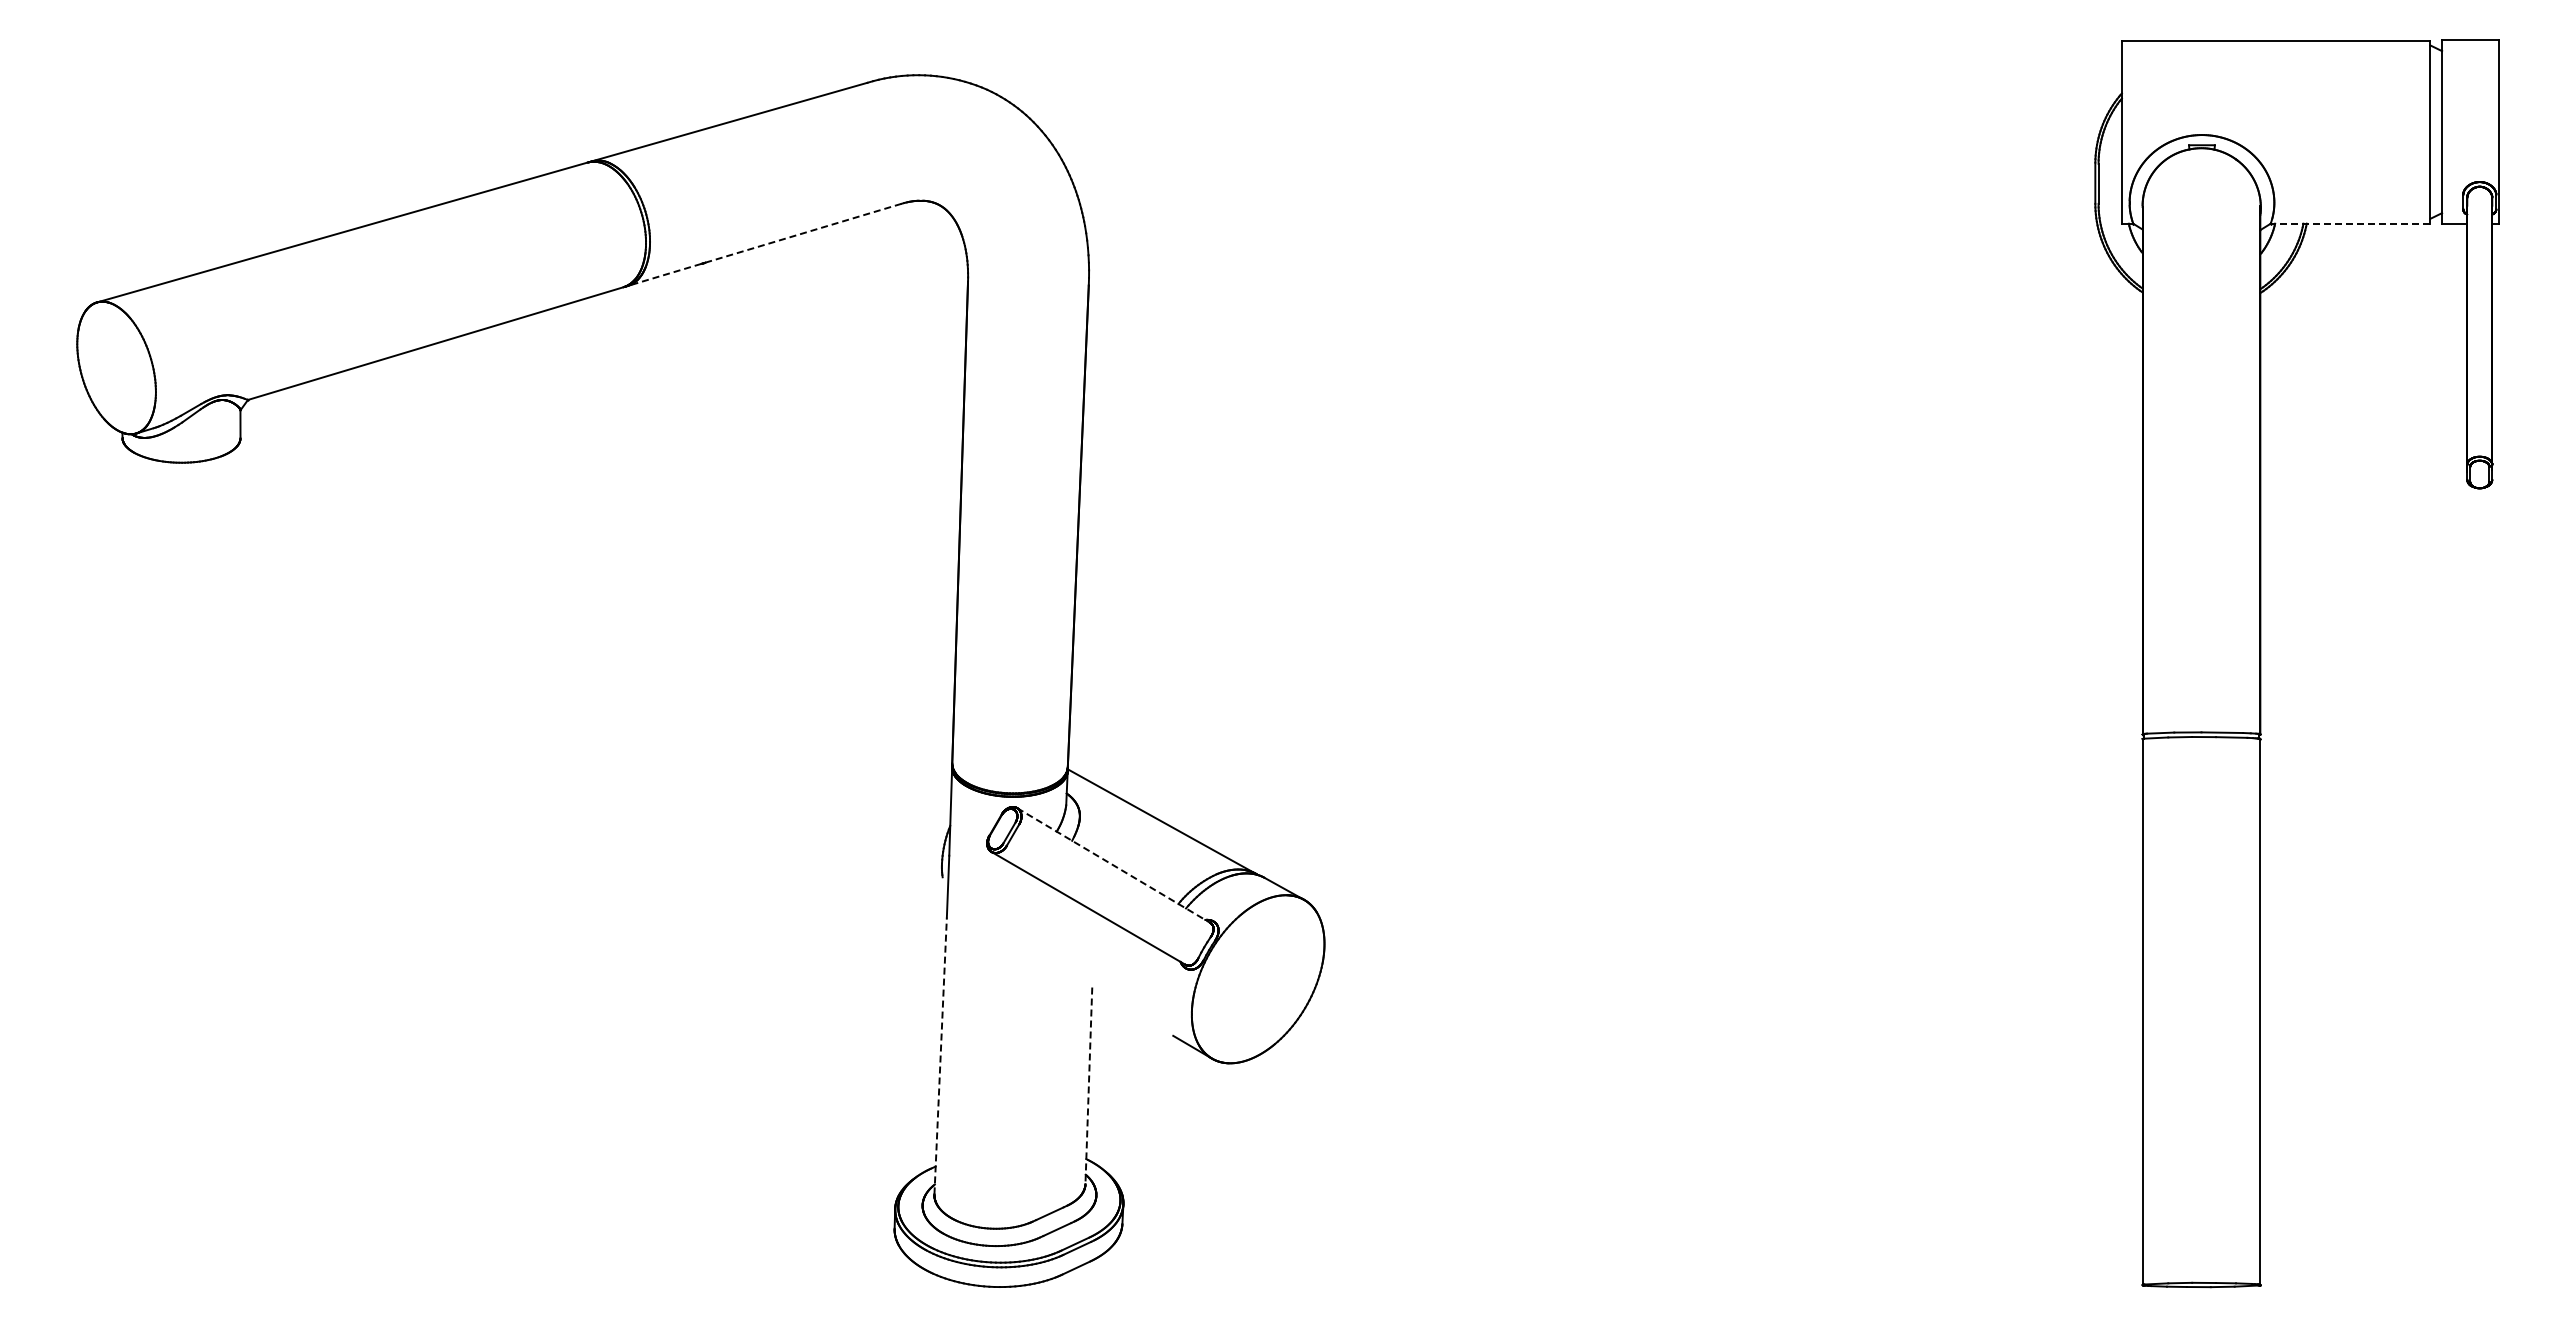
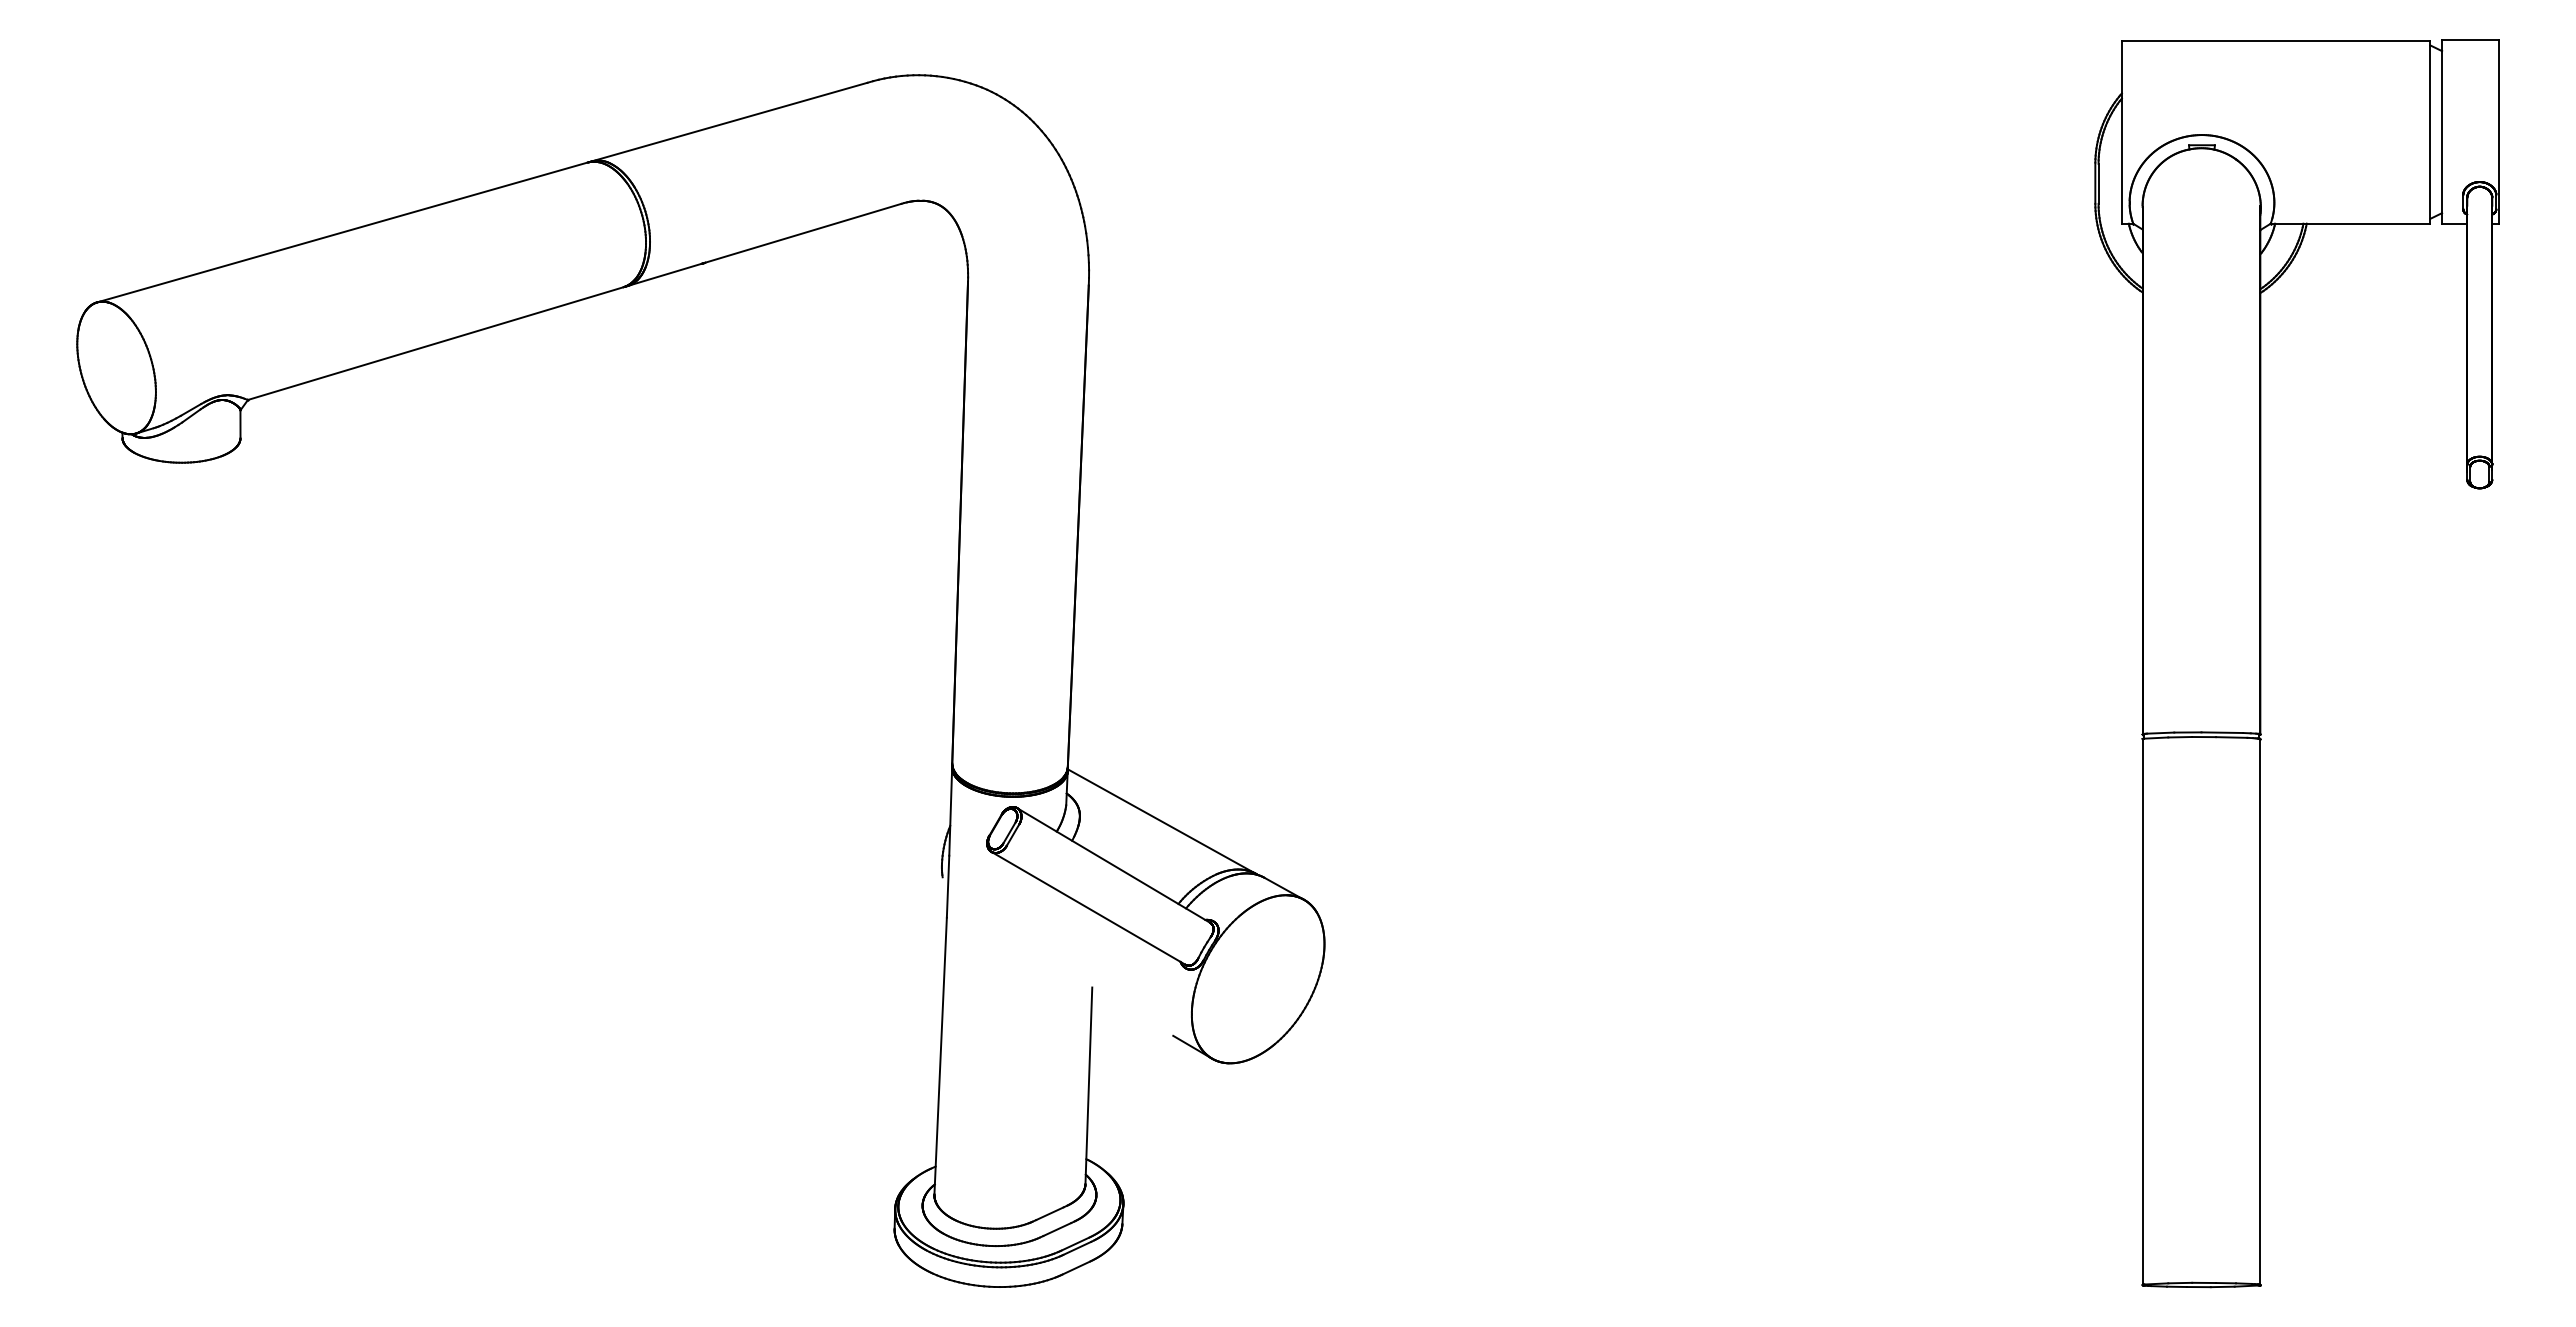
line: dashed -> solid (2350, 223)
line: dashed -> solid (764, 245)
line: dashed -> solid (1114, 865)
line: dashed -> solid (940, 1055)
line: dashed -> solid (1088, 1086)
